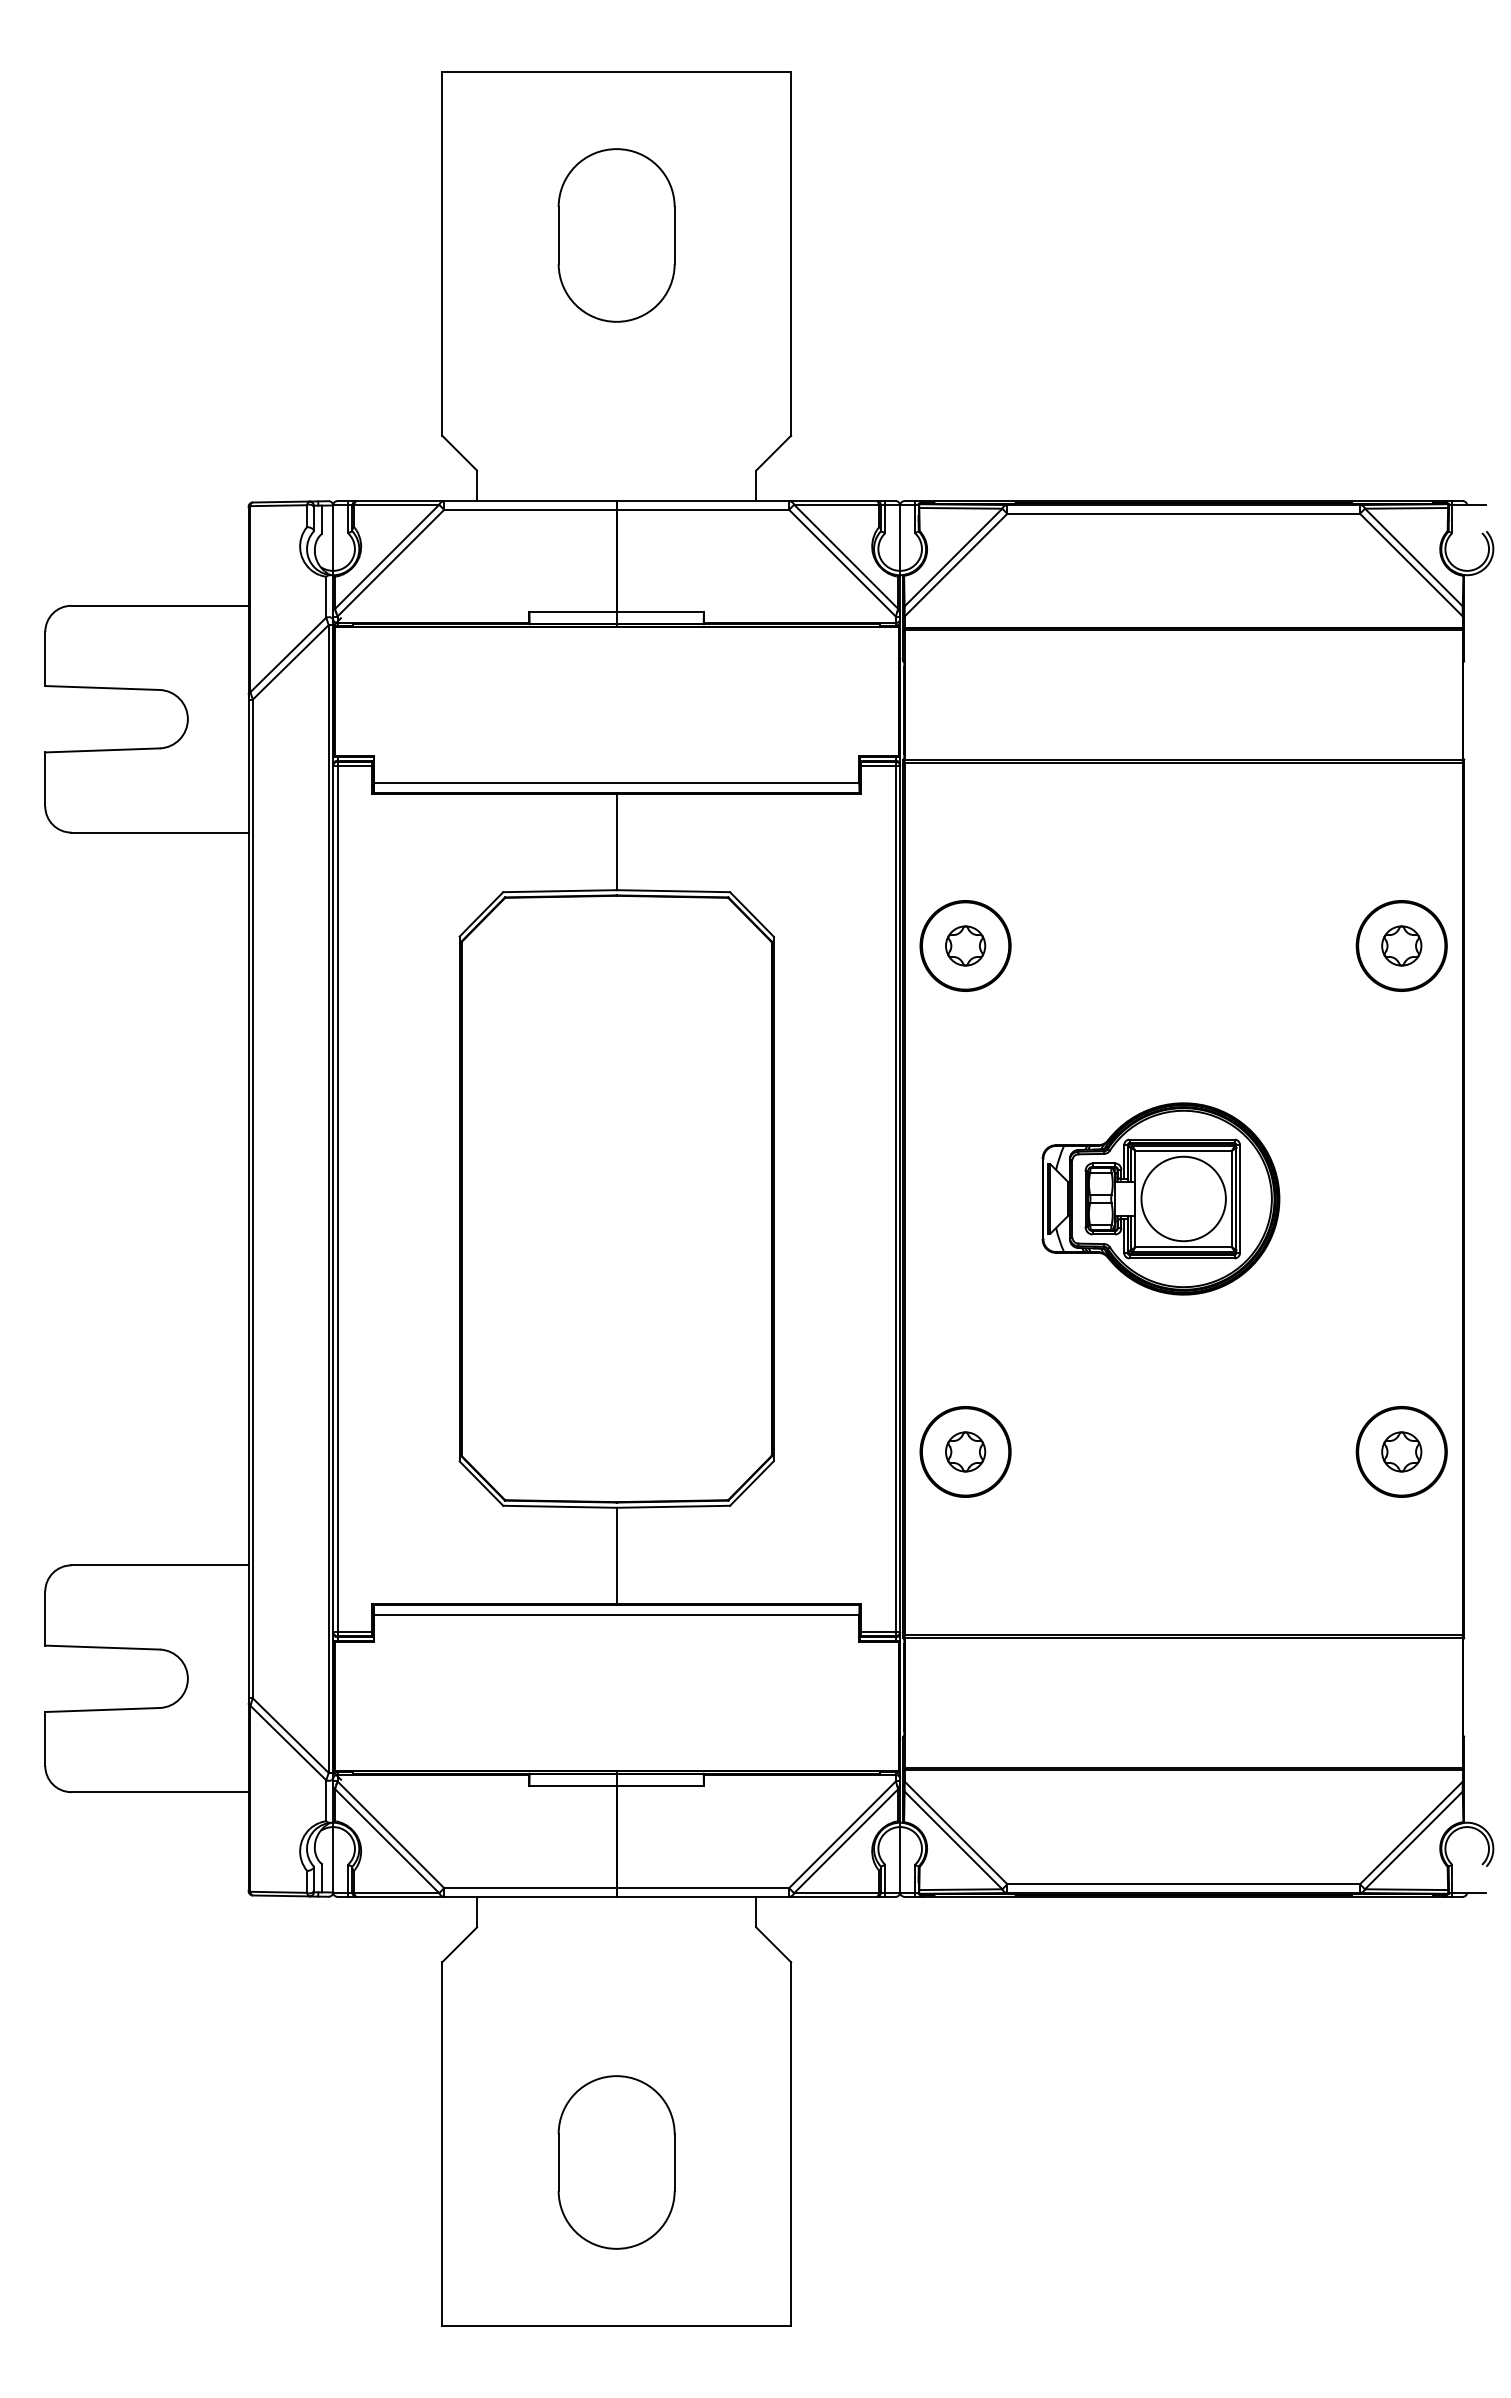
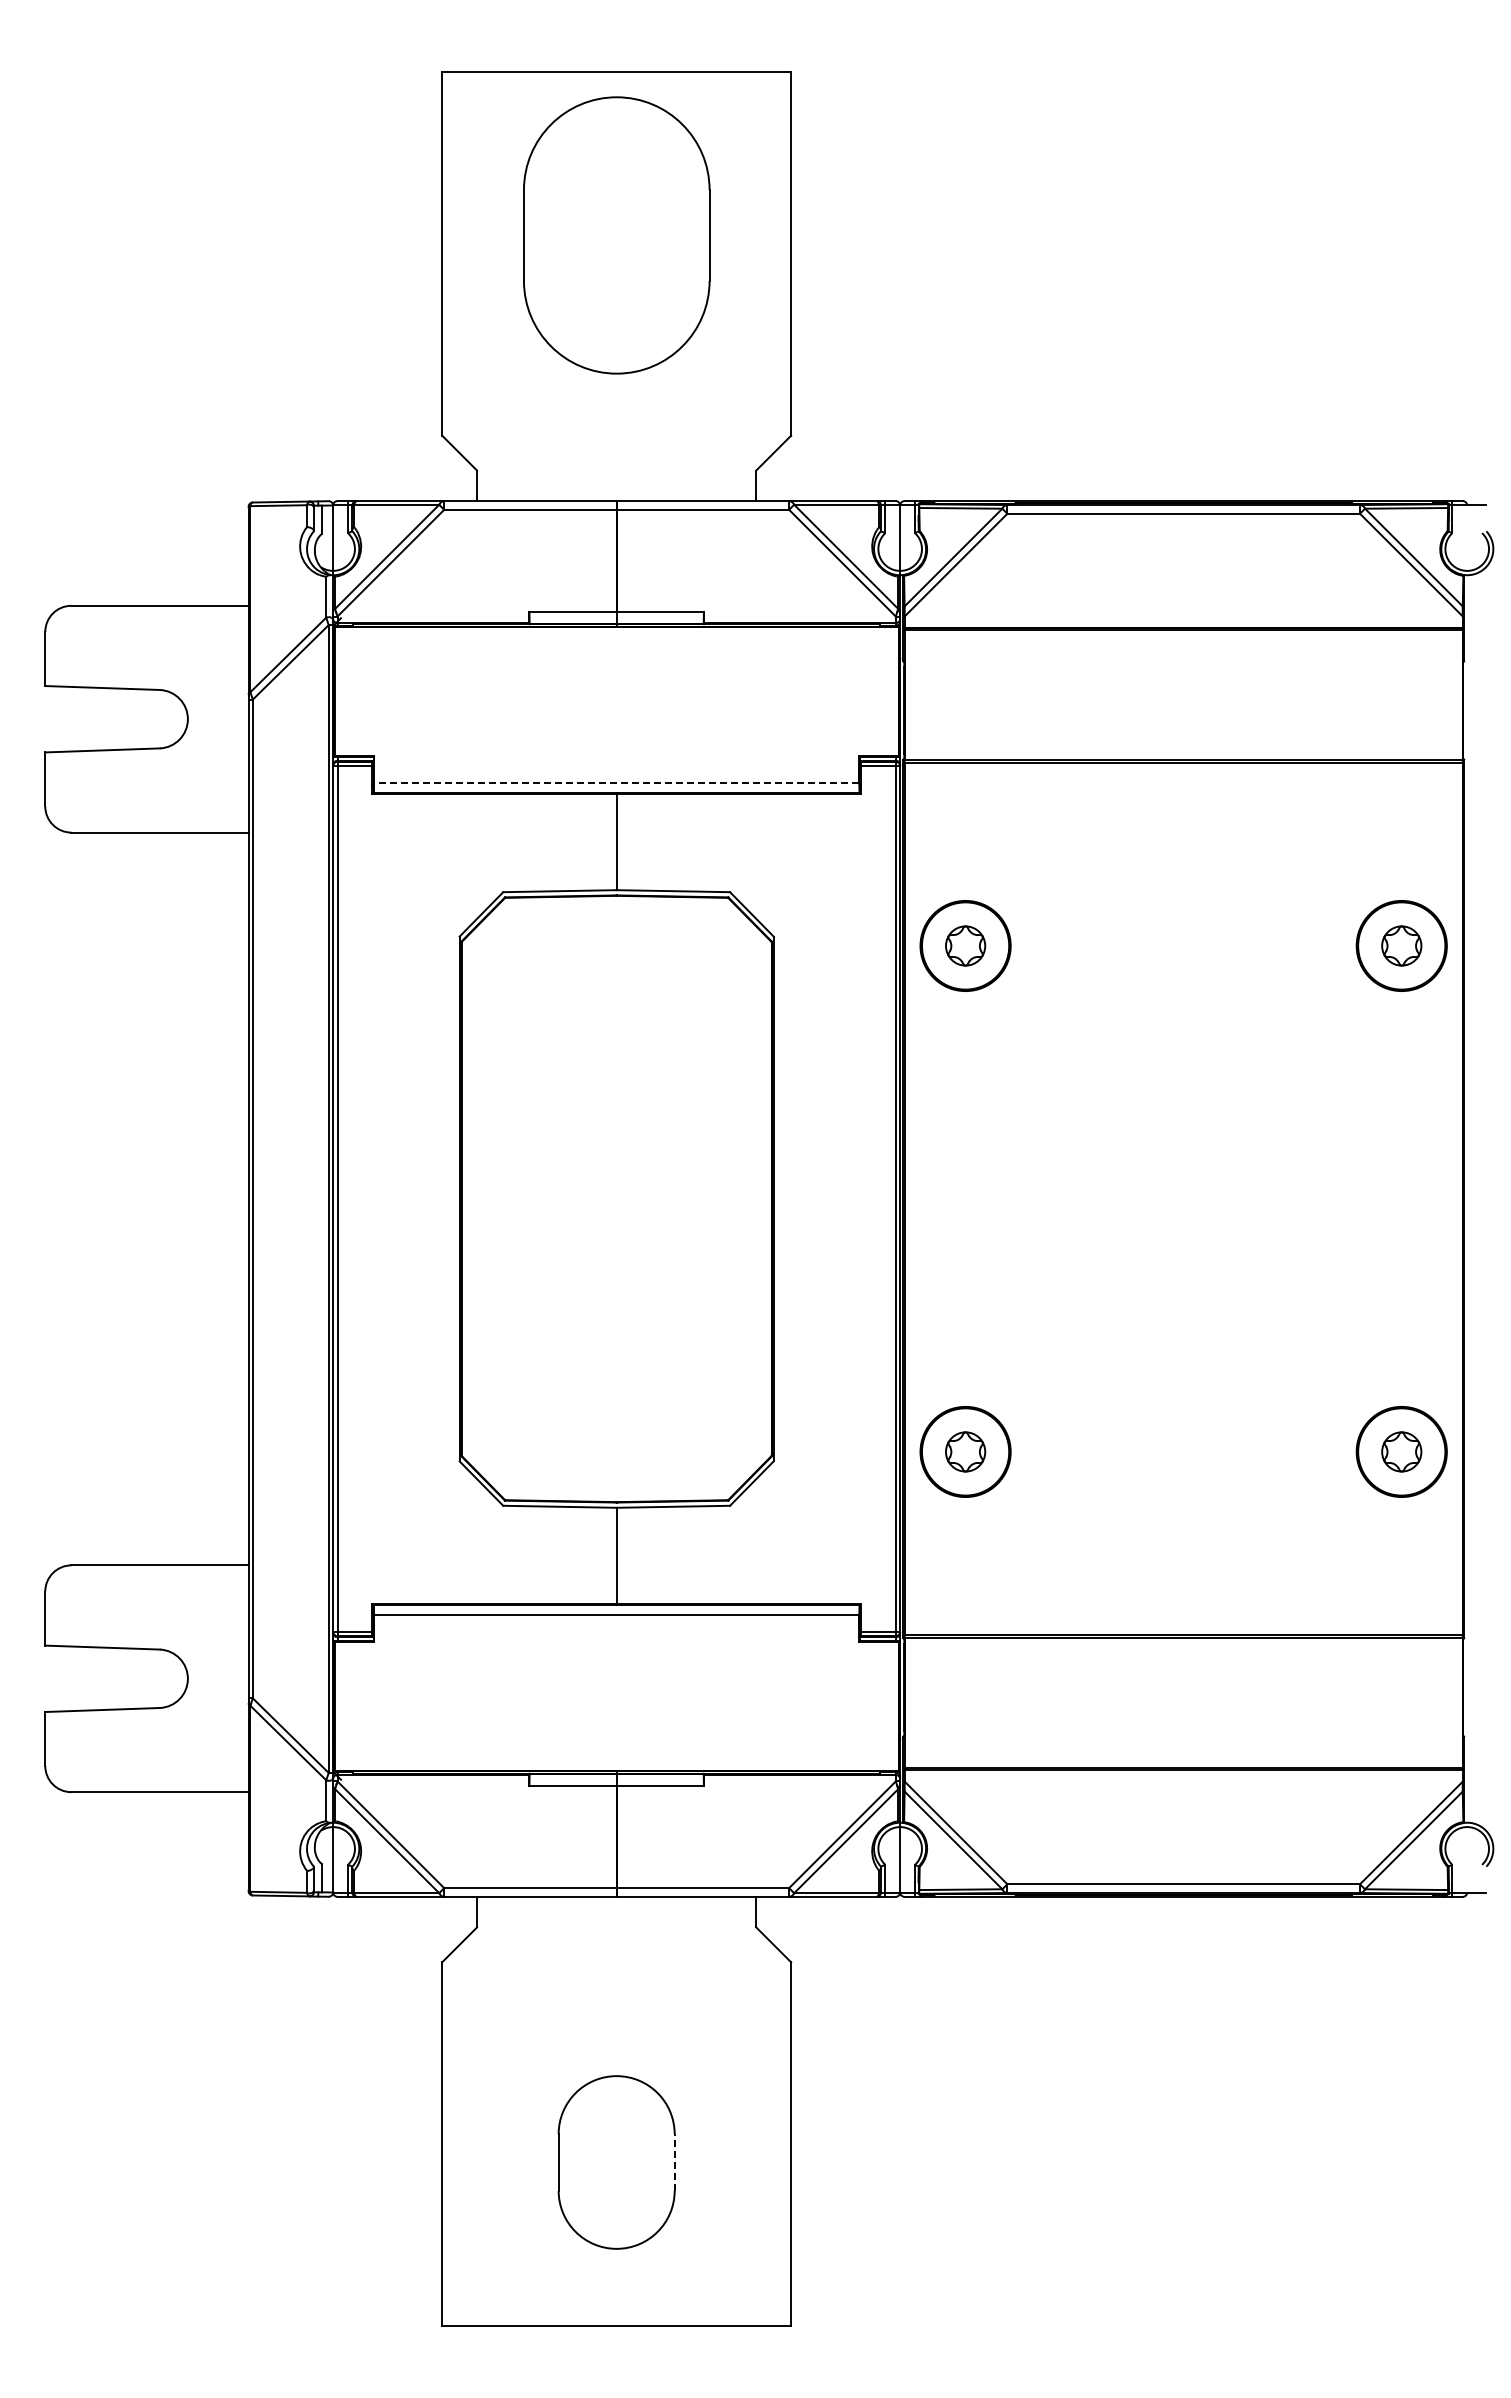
part size: 119x175 px -> 188x279 px (616, 235)
line: solid -> dashed (616, 782)
part: present -> none (1160, 1198)
line: solid -> dashed (674, 2161)
